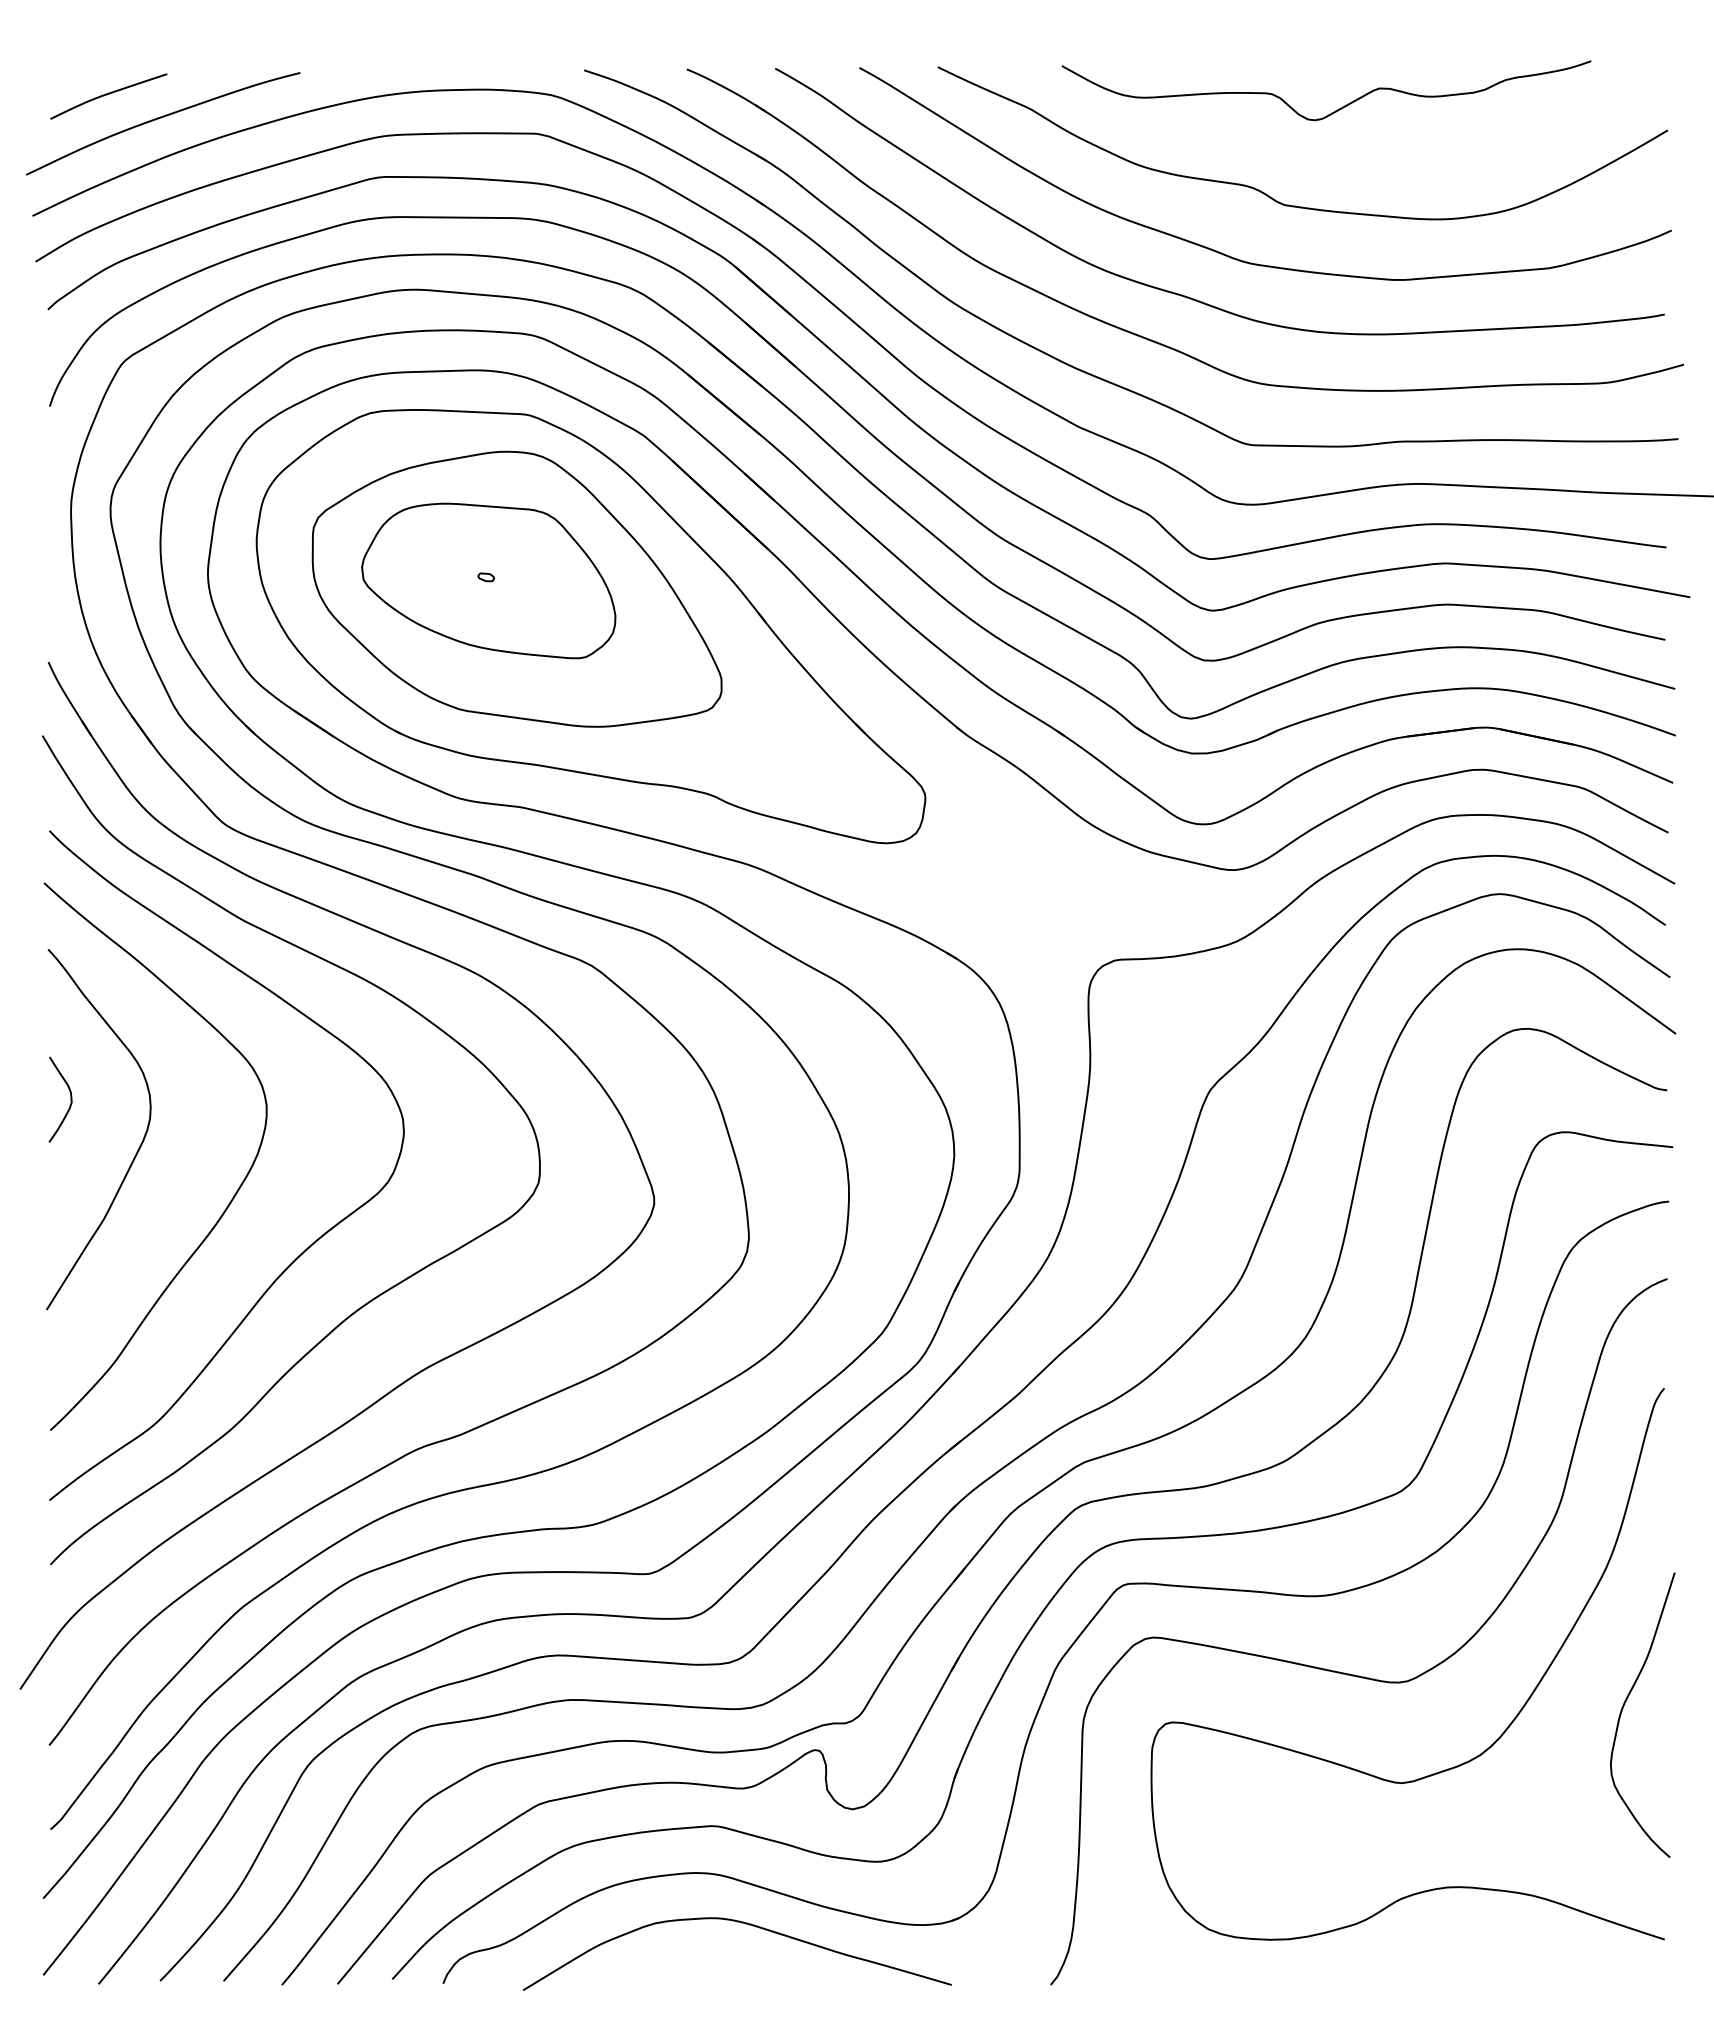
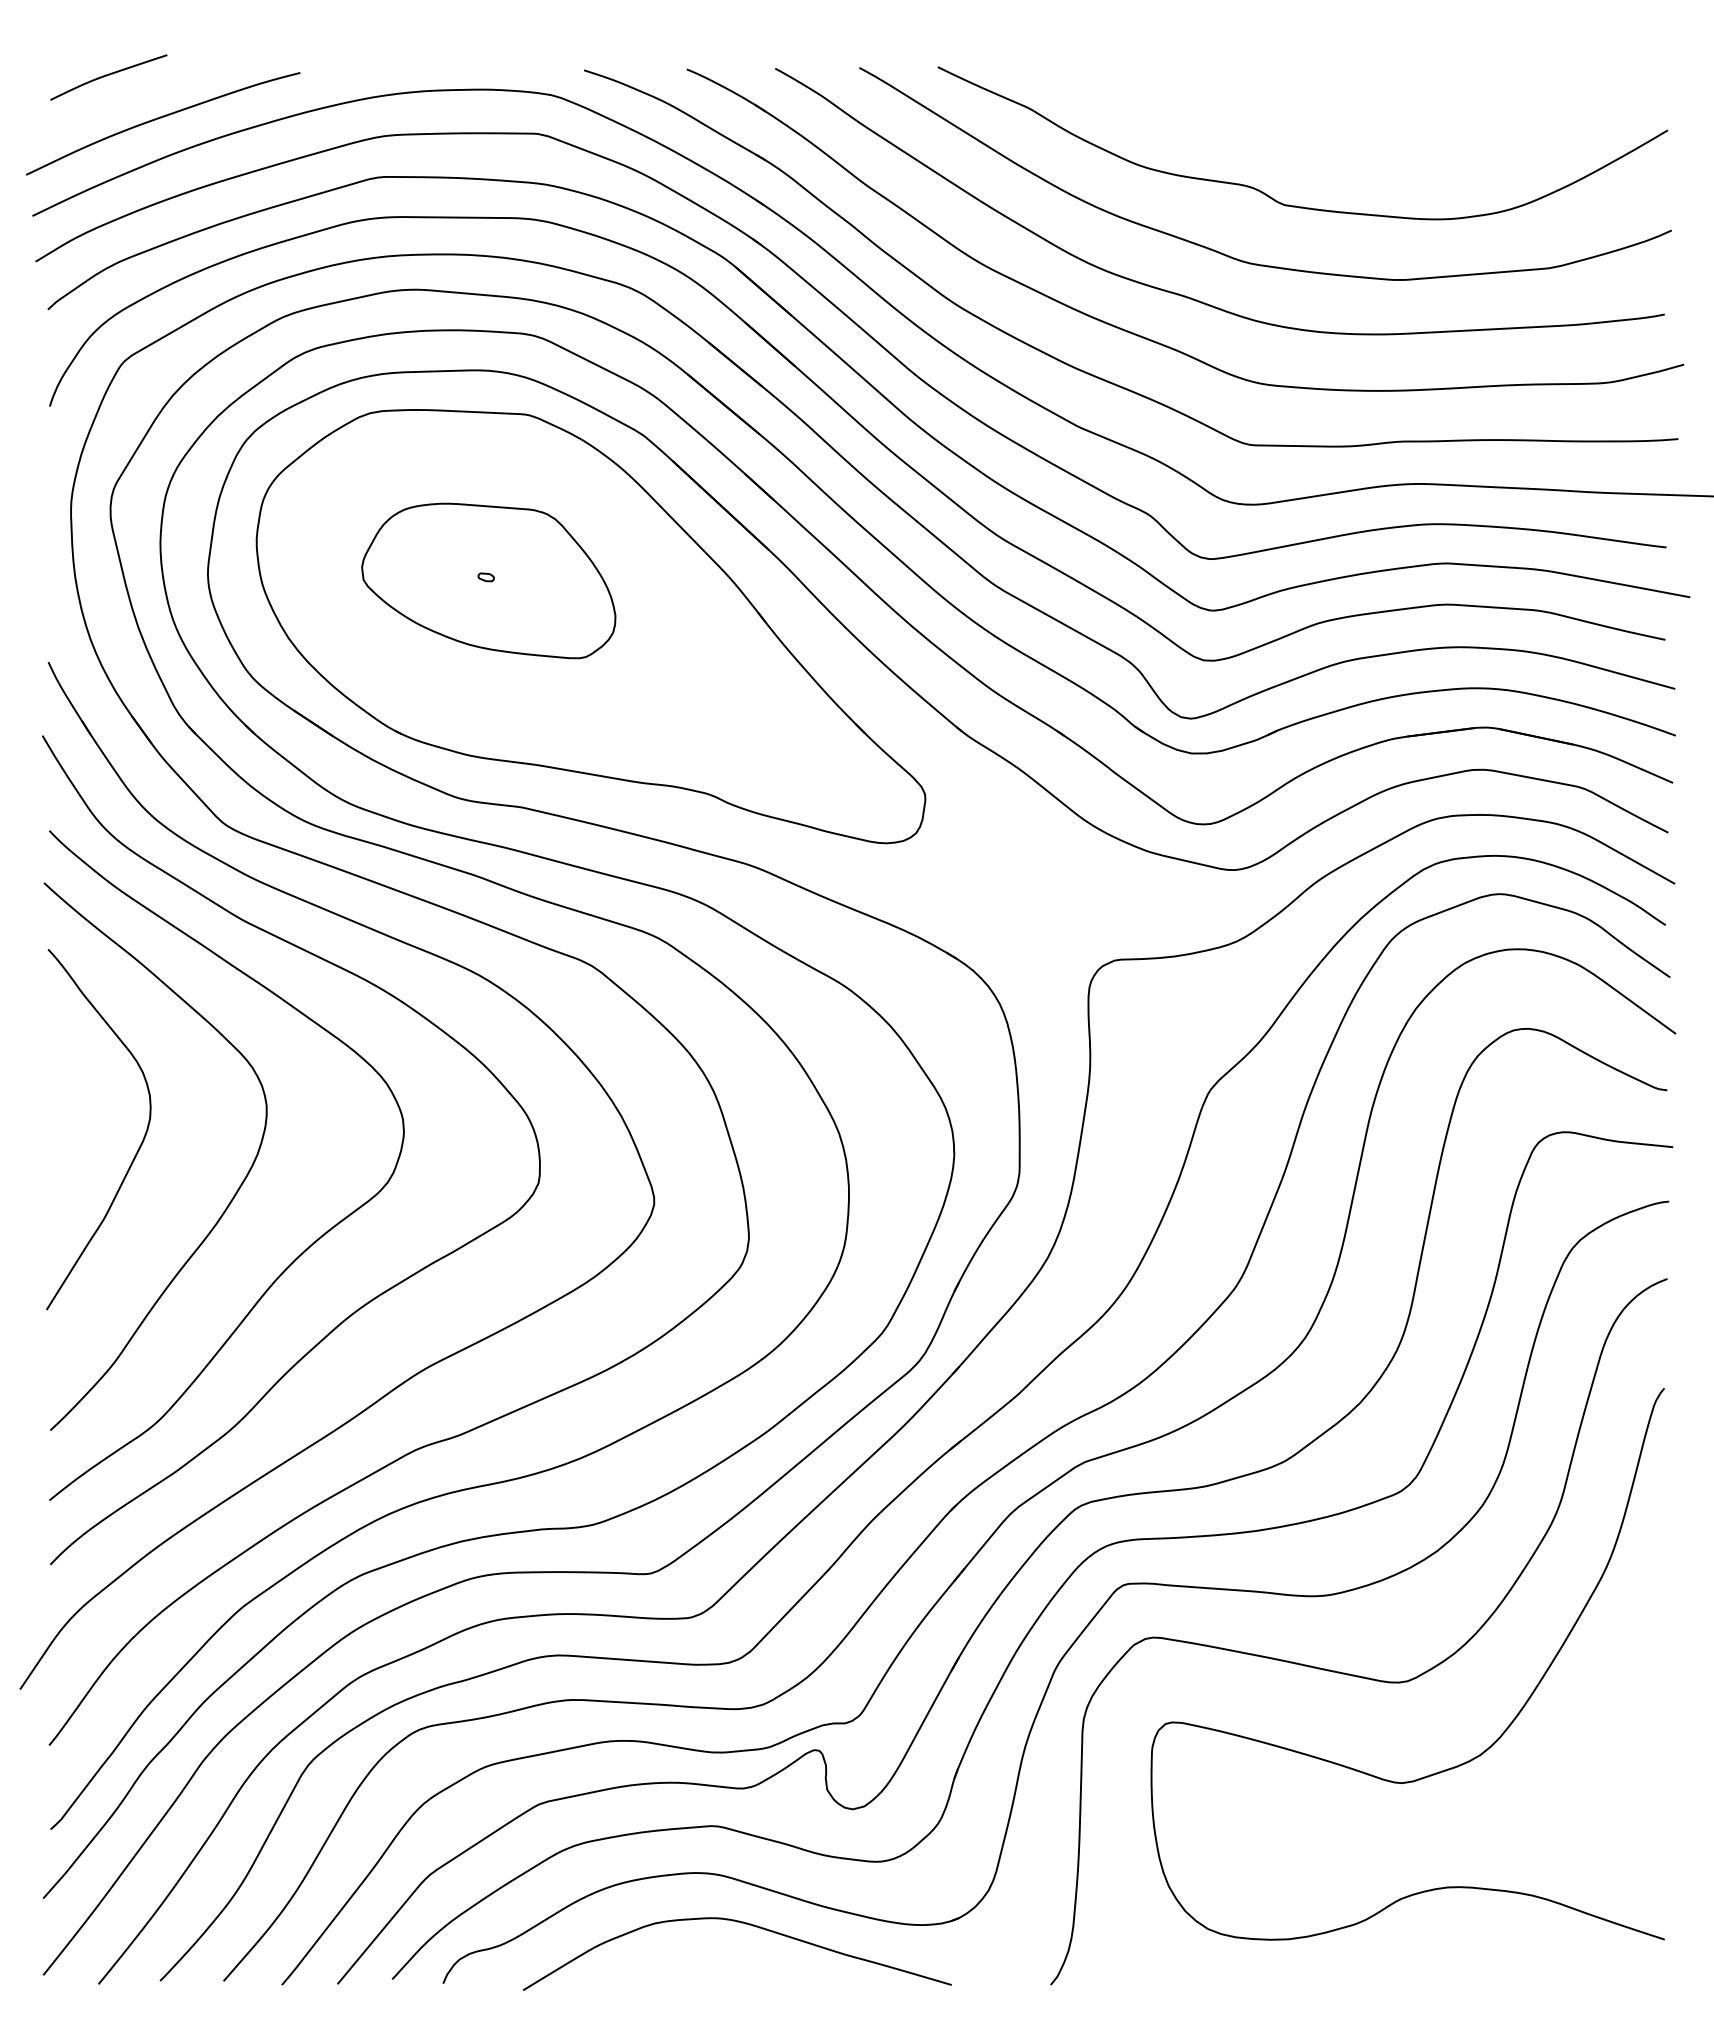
curve position: (108, 94) -> (108, 75) (108, 75)
curve: present -> none (1335, 110)
part: present -> none (516, 588)
curve: present -> none (70, 1099)
curve: present -> none (1624, 1706)
